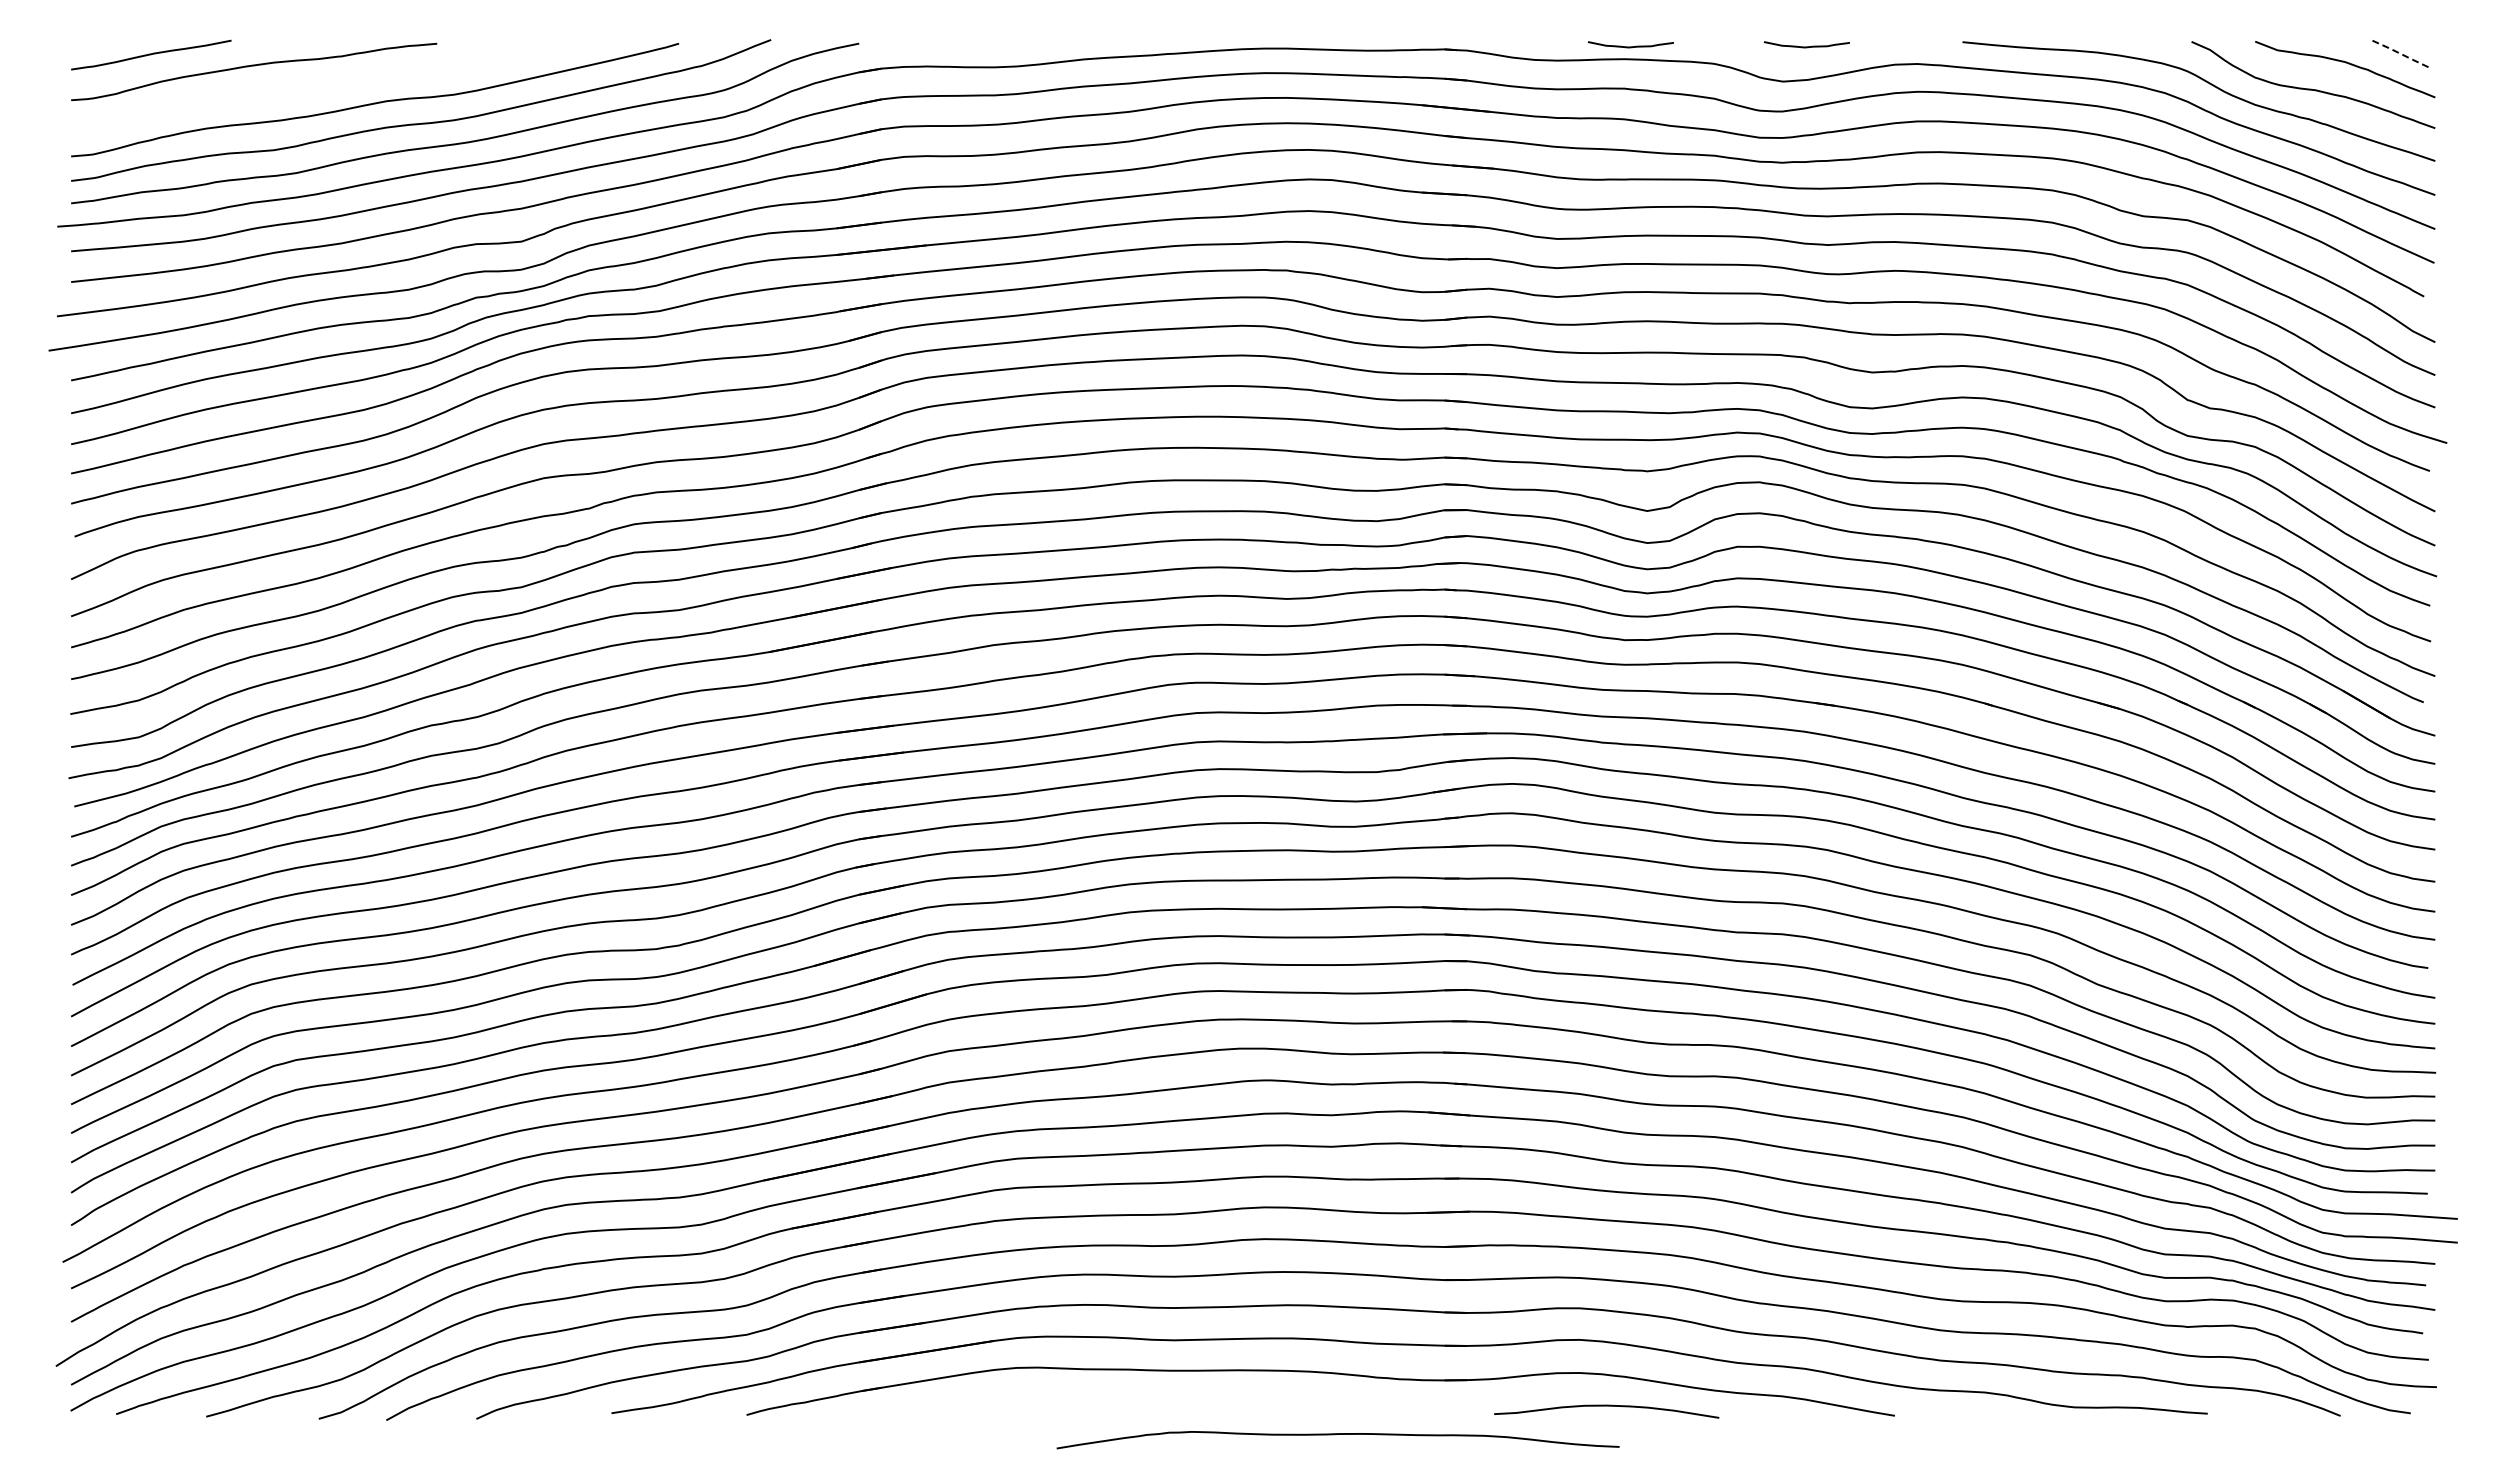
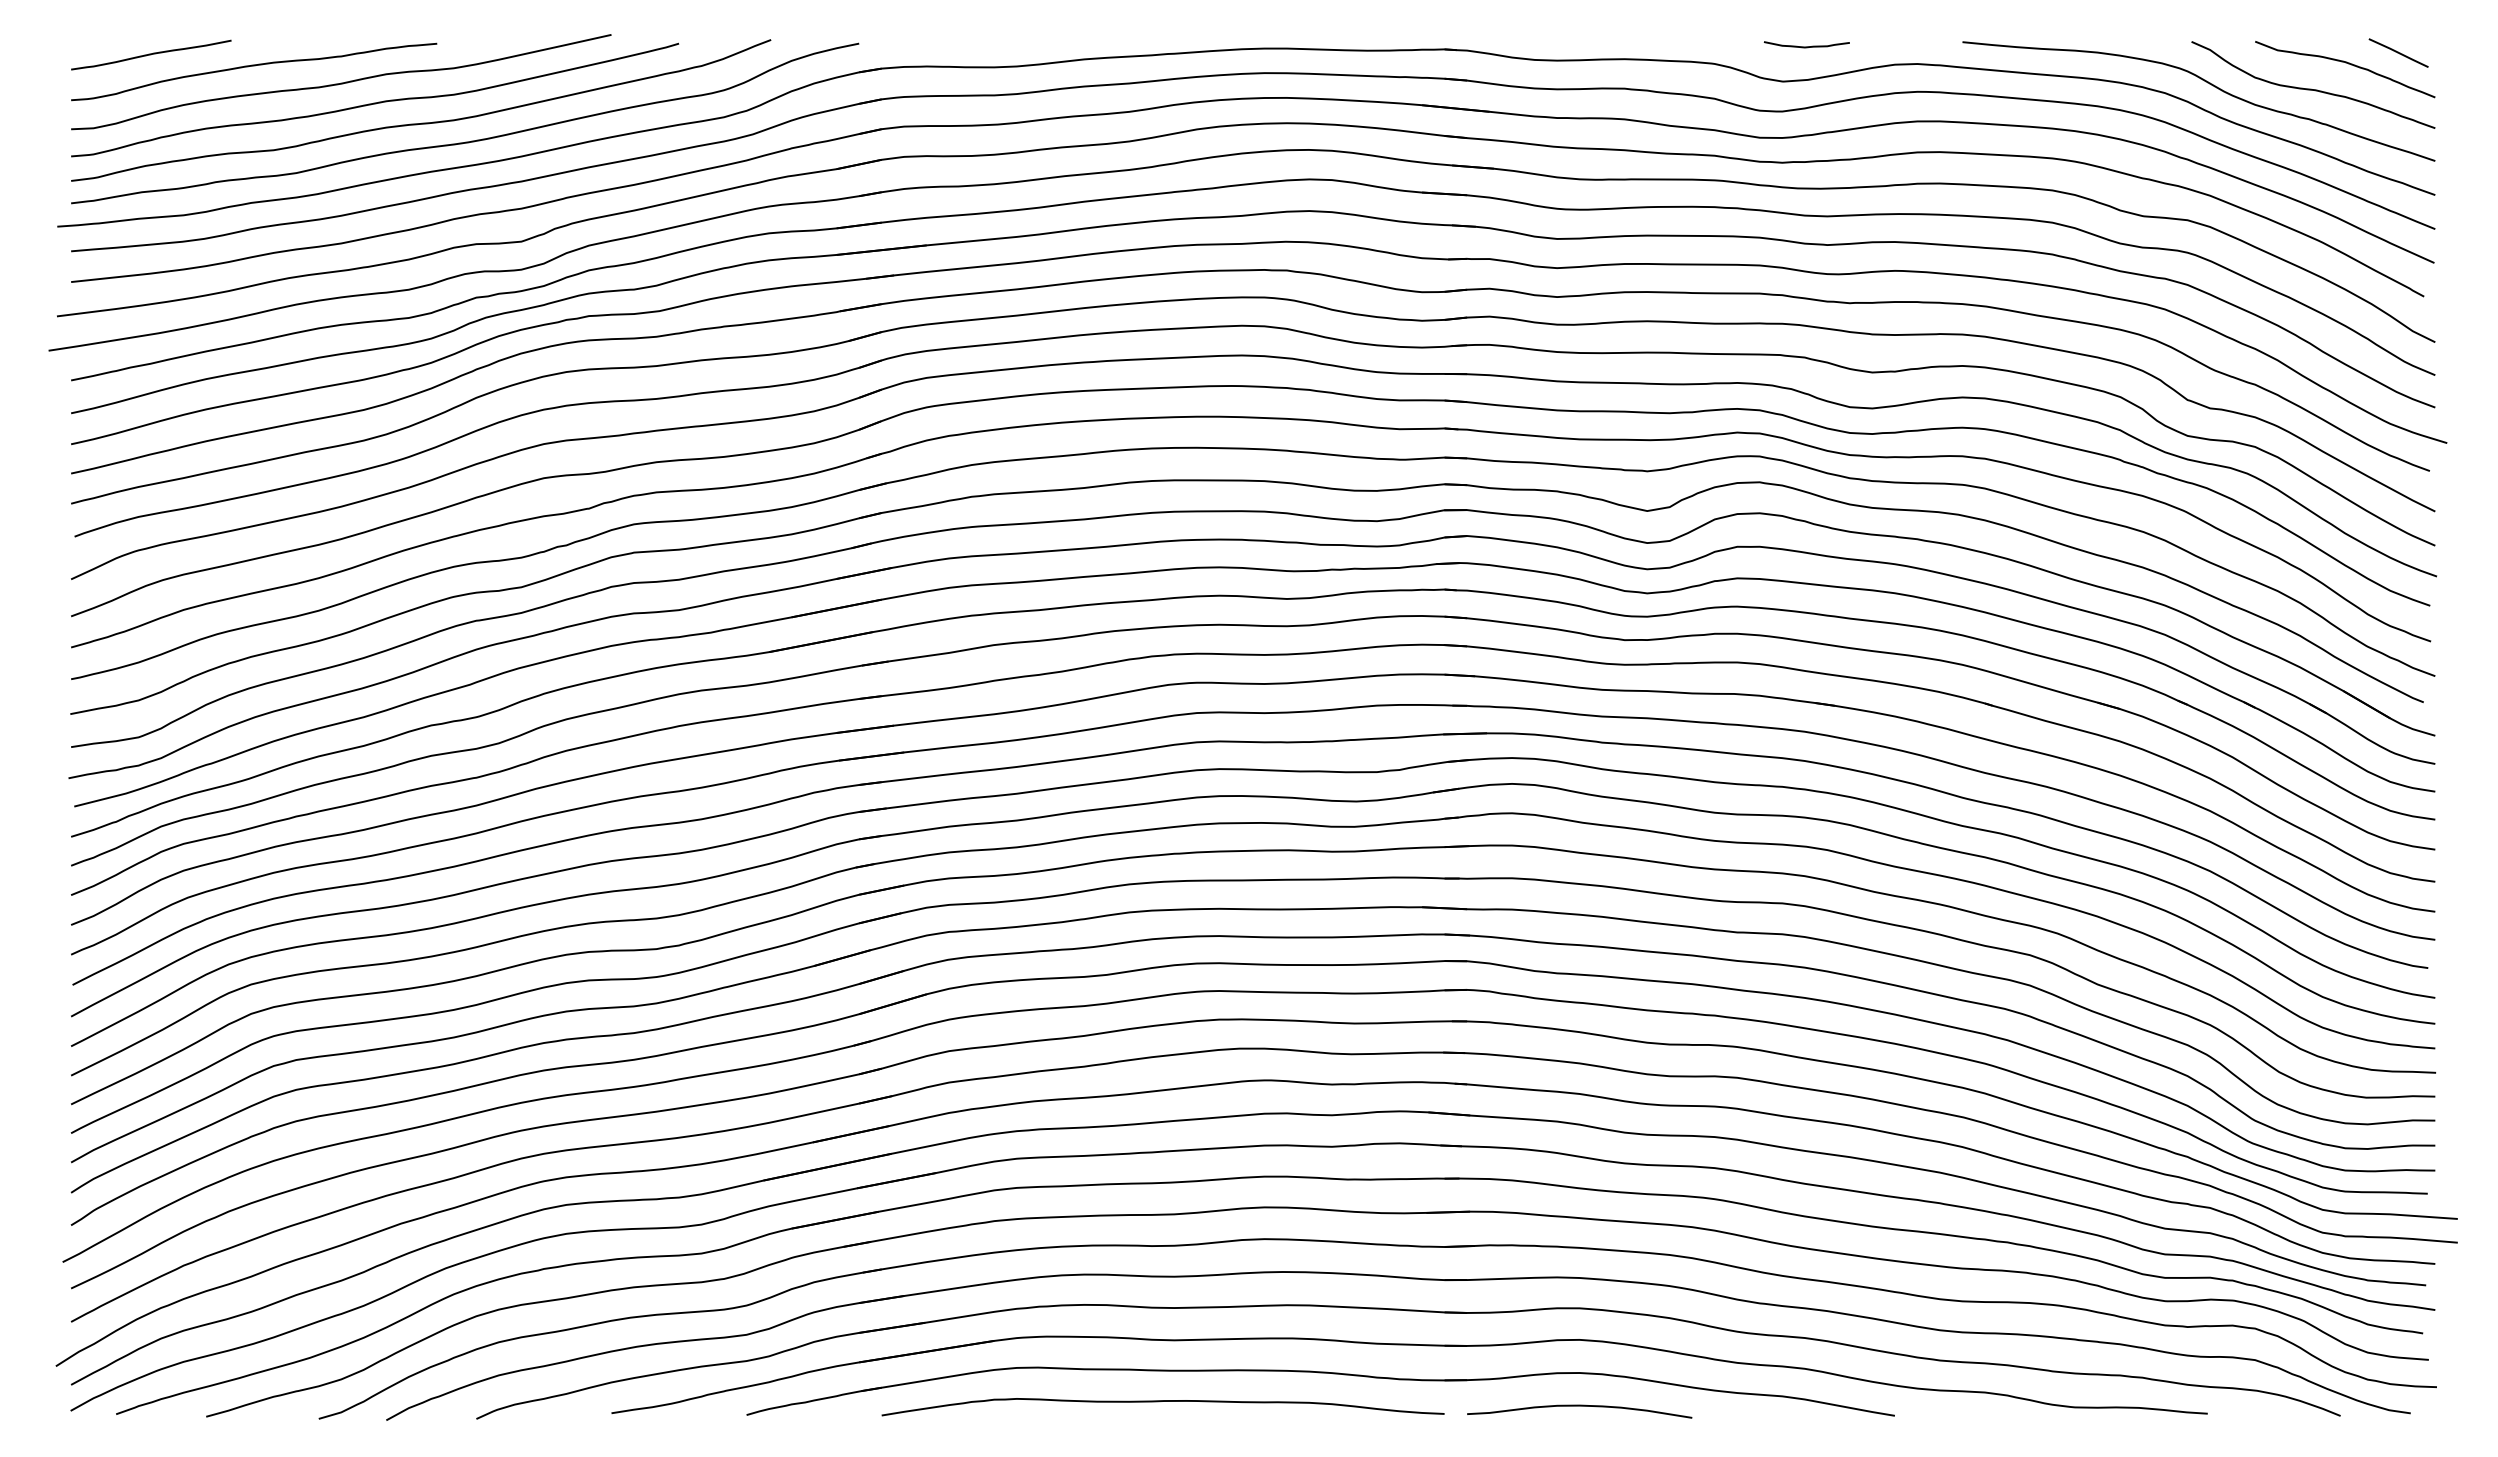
curve: present -> none (1630, 46)
line: dashed -> solid (2398, 53)
curve: none -> present (341, 82)
curve position: (1606, 1406) -> (1579, 1406) (1579, 1406)
curve position: (1334, 1435) -> (1159, 1402) (1159, 1402)
